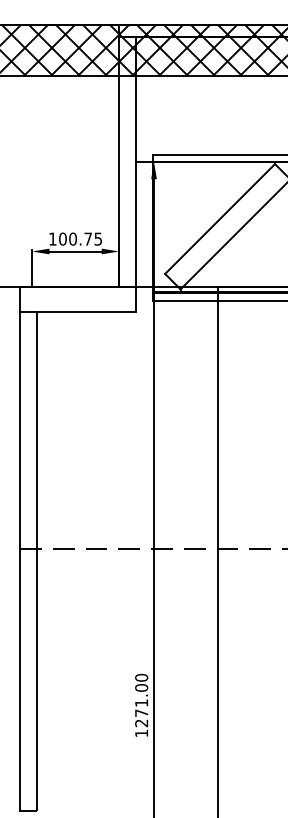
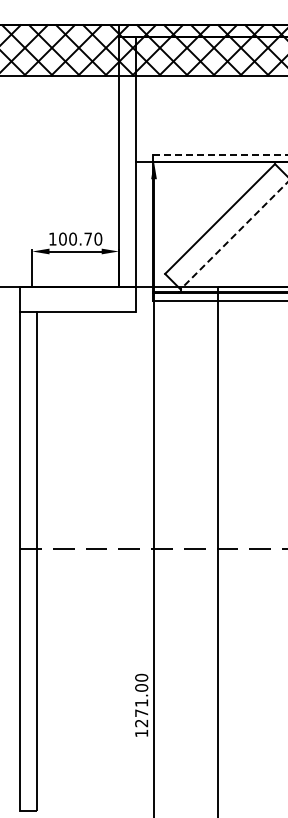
line: solid -> dashed (220, 155)
line: solid -> dashed (234, 235)
text: 100.75 -> 100.70 (98, 238)
